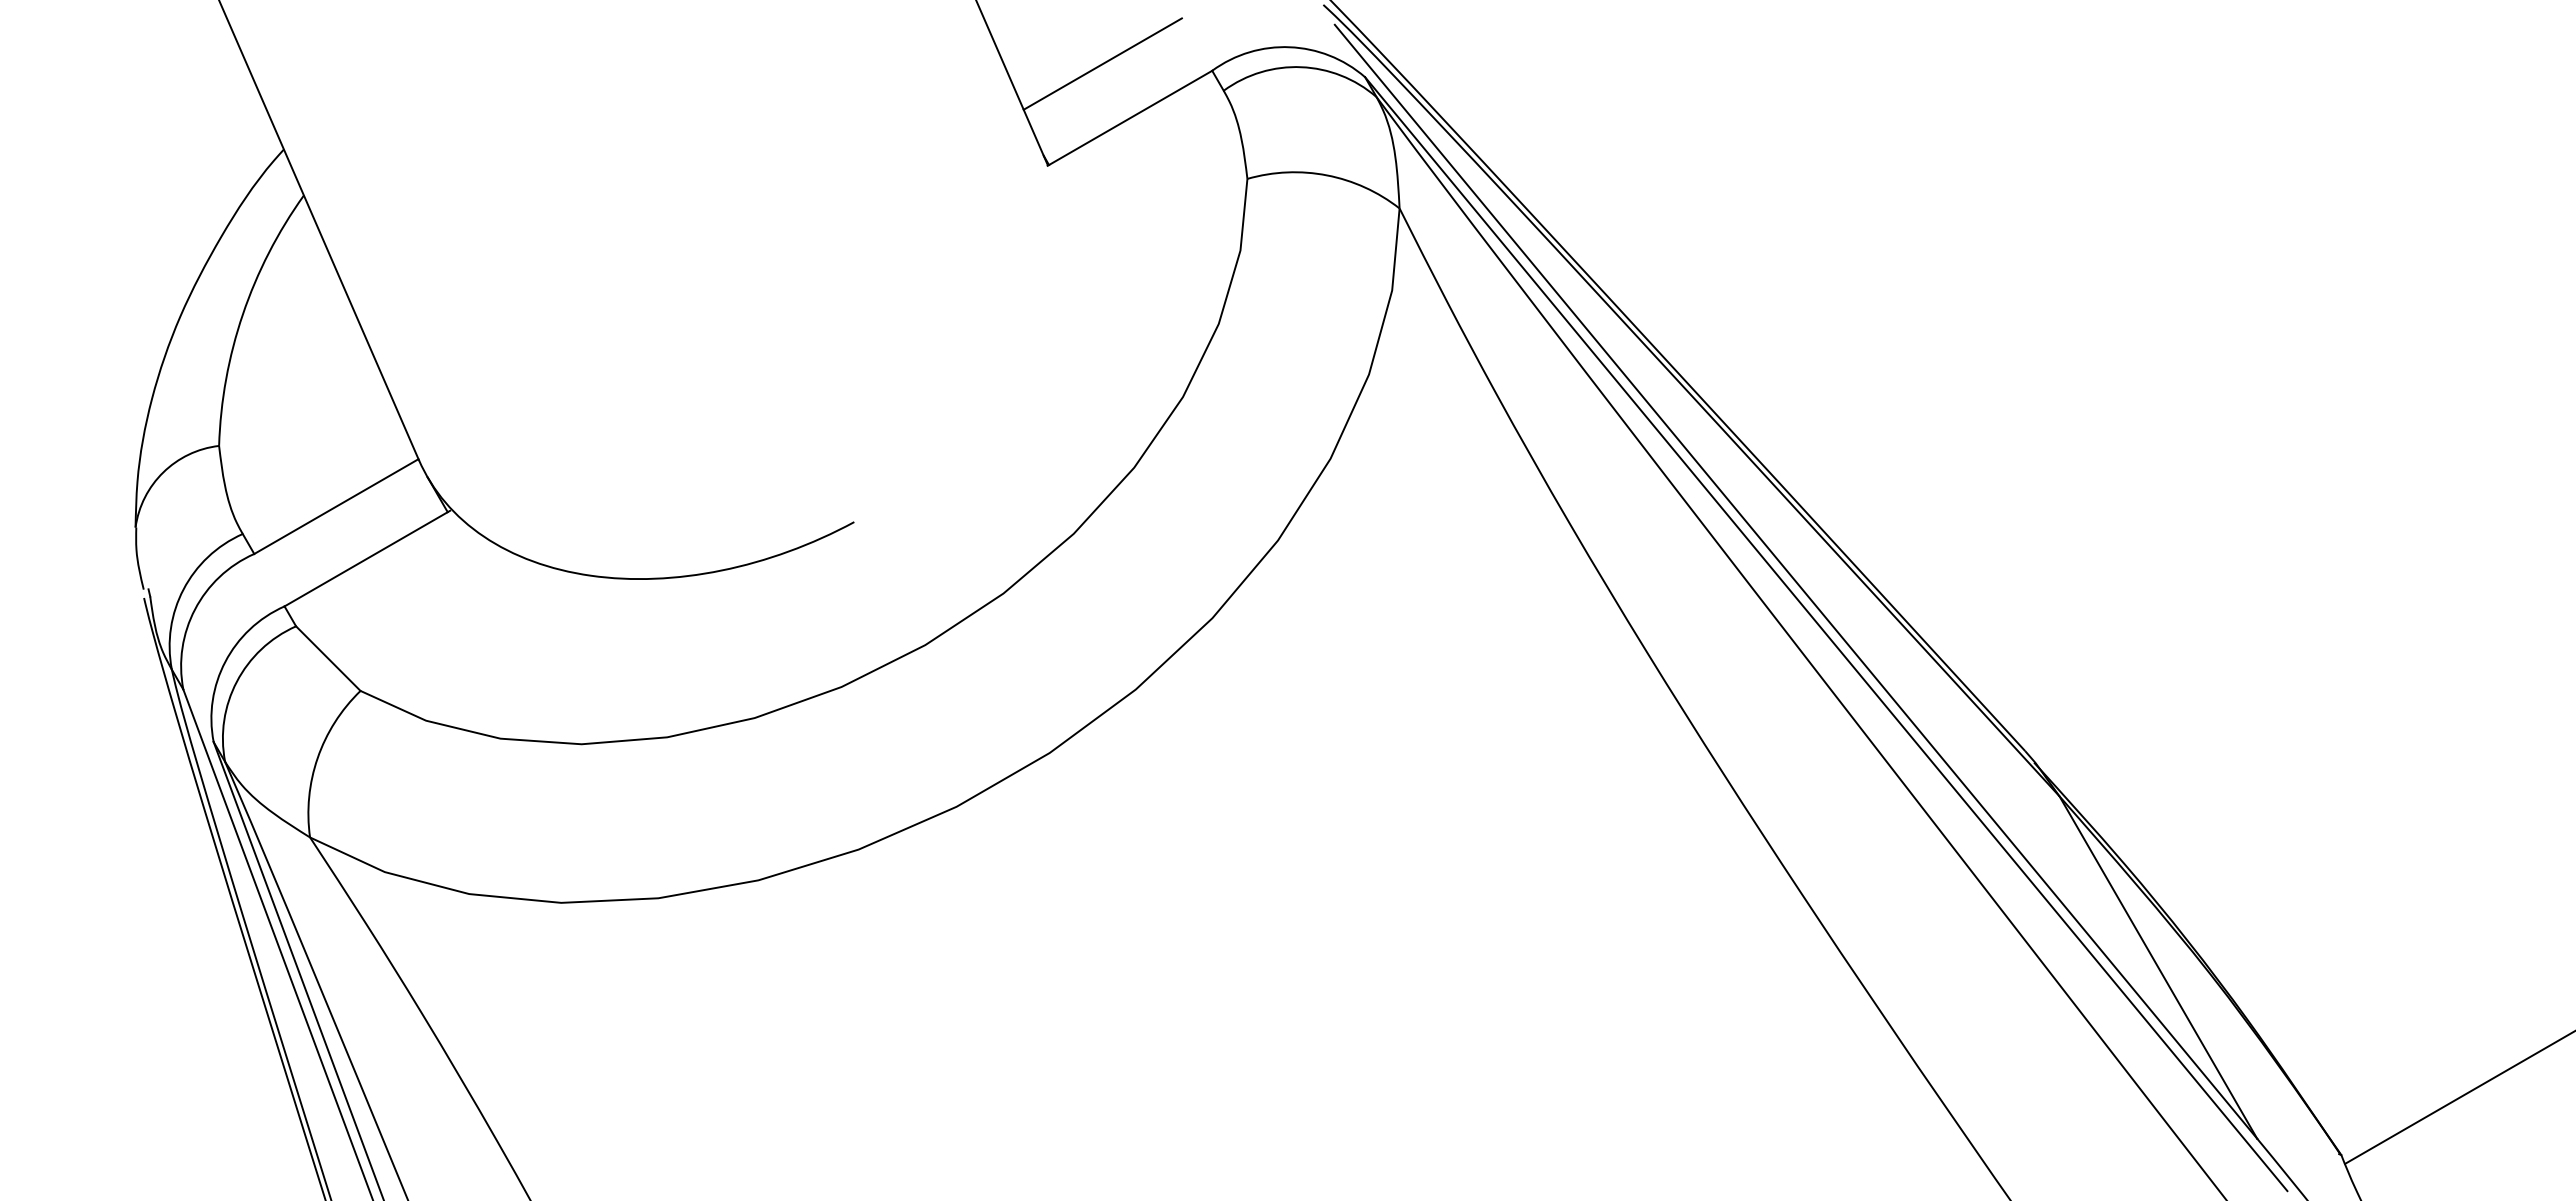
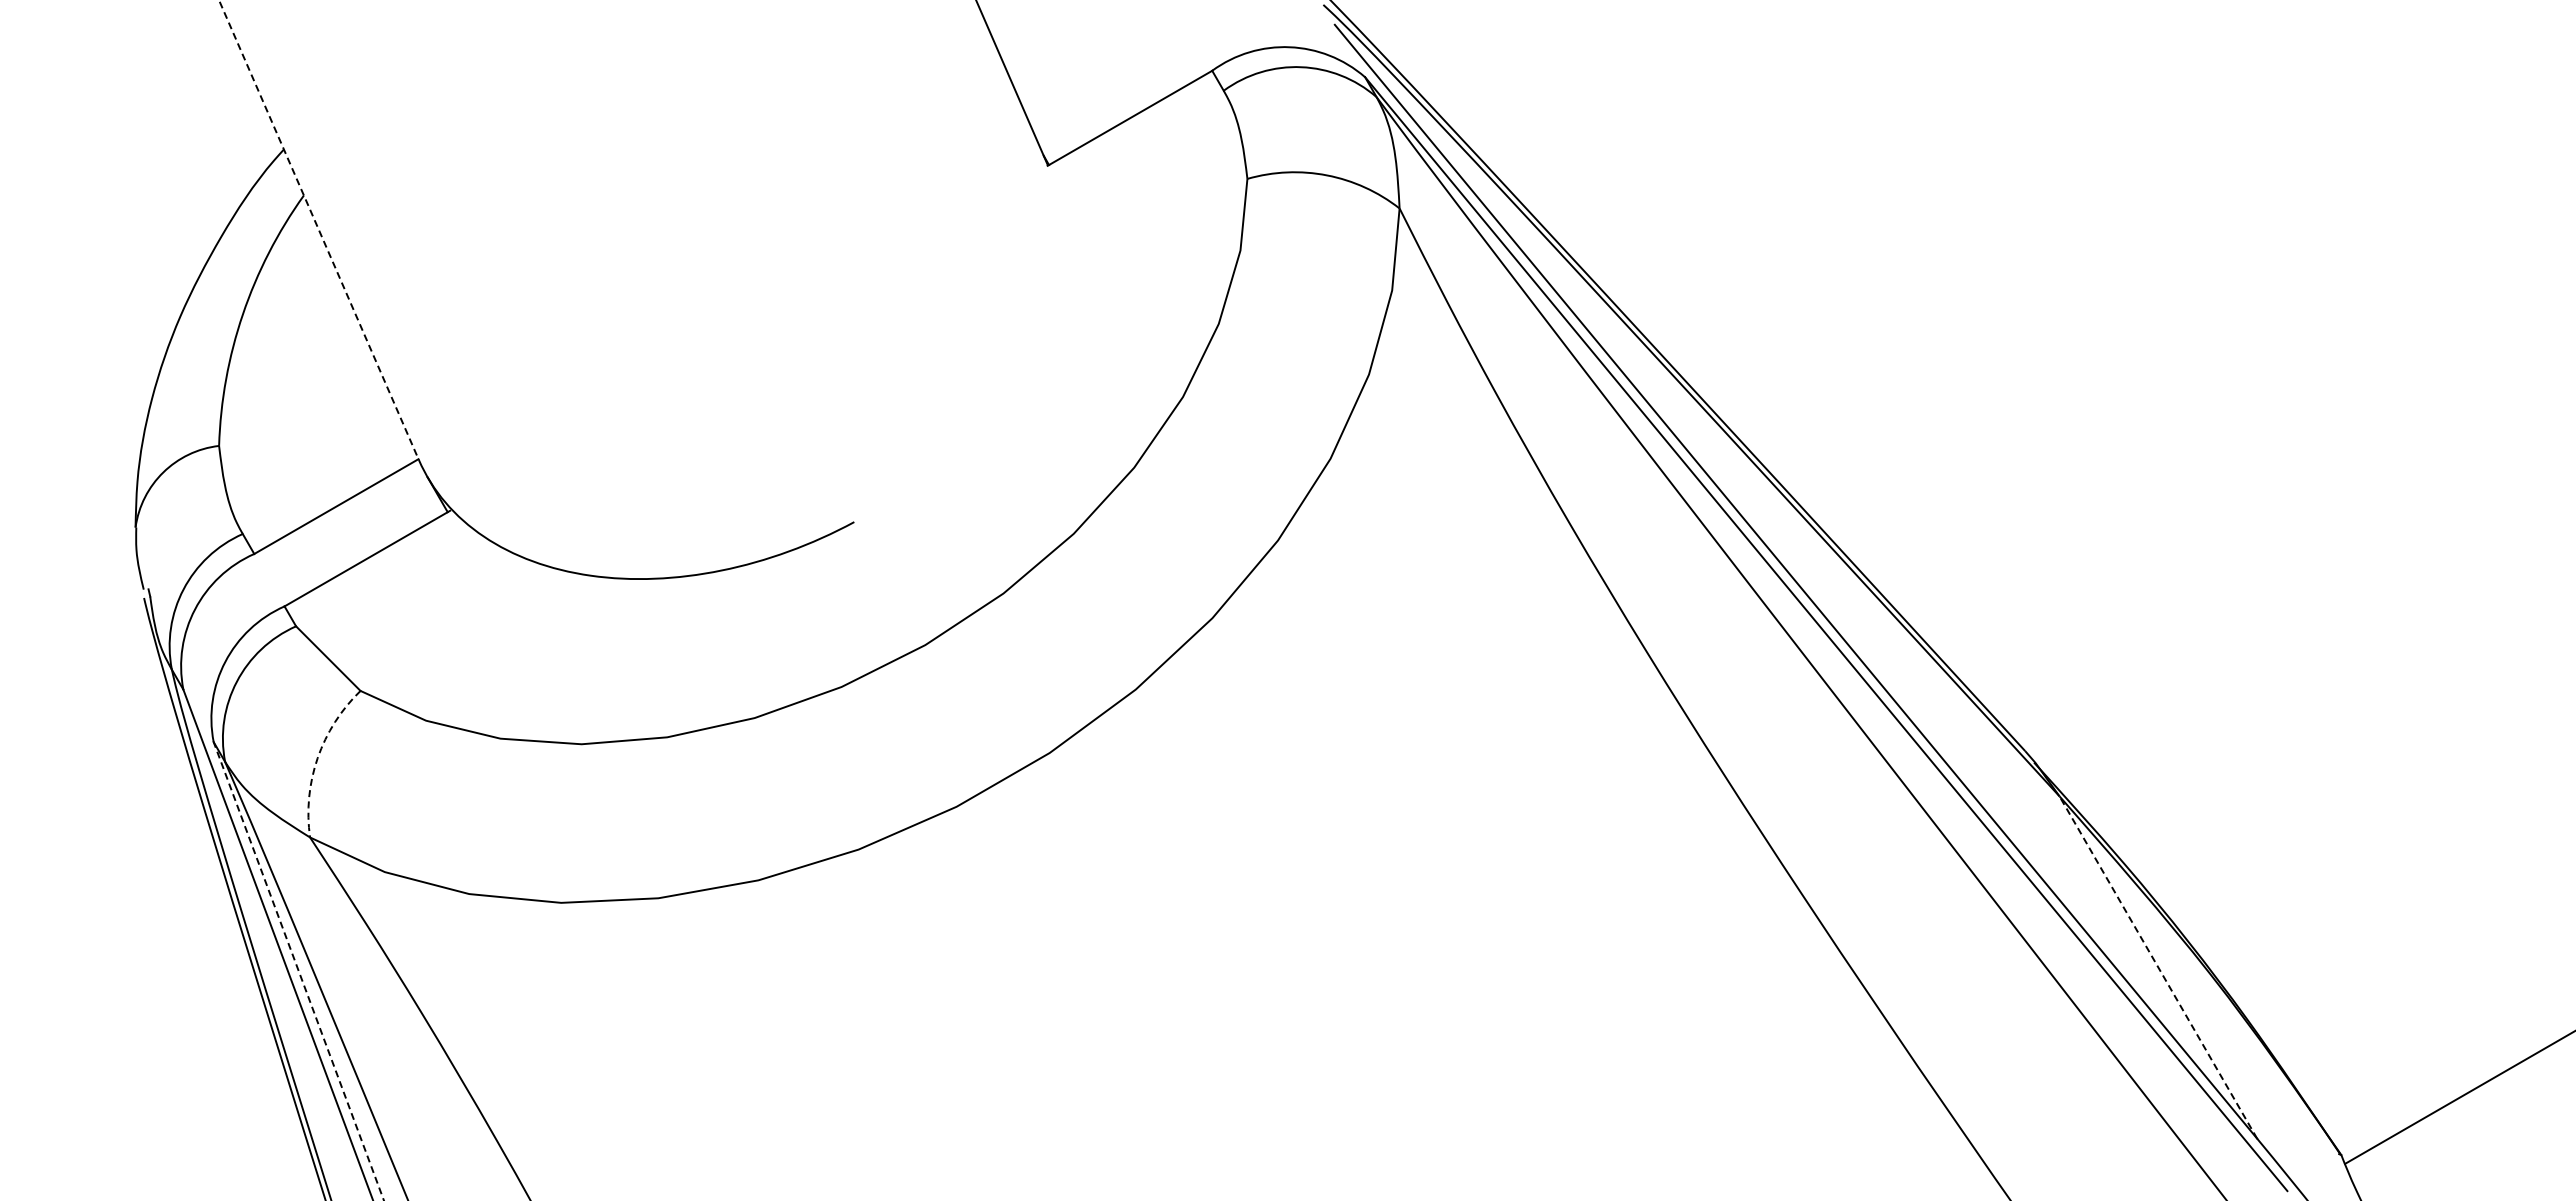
line: present -> none (1102, 63)
line: solid -> dashed (318, 230)
arc: solid -> dashed (317, 758)
line: solid -> dashed (2158, 967)
line: solid -> dashed (298, 970)
